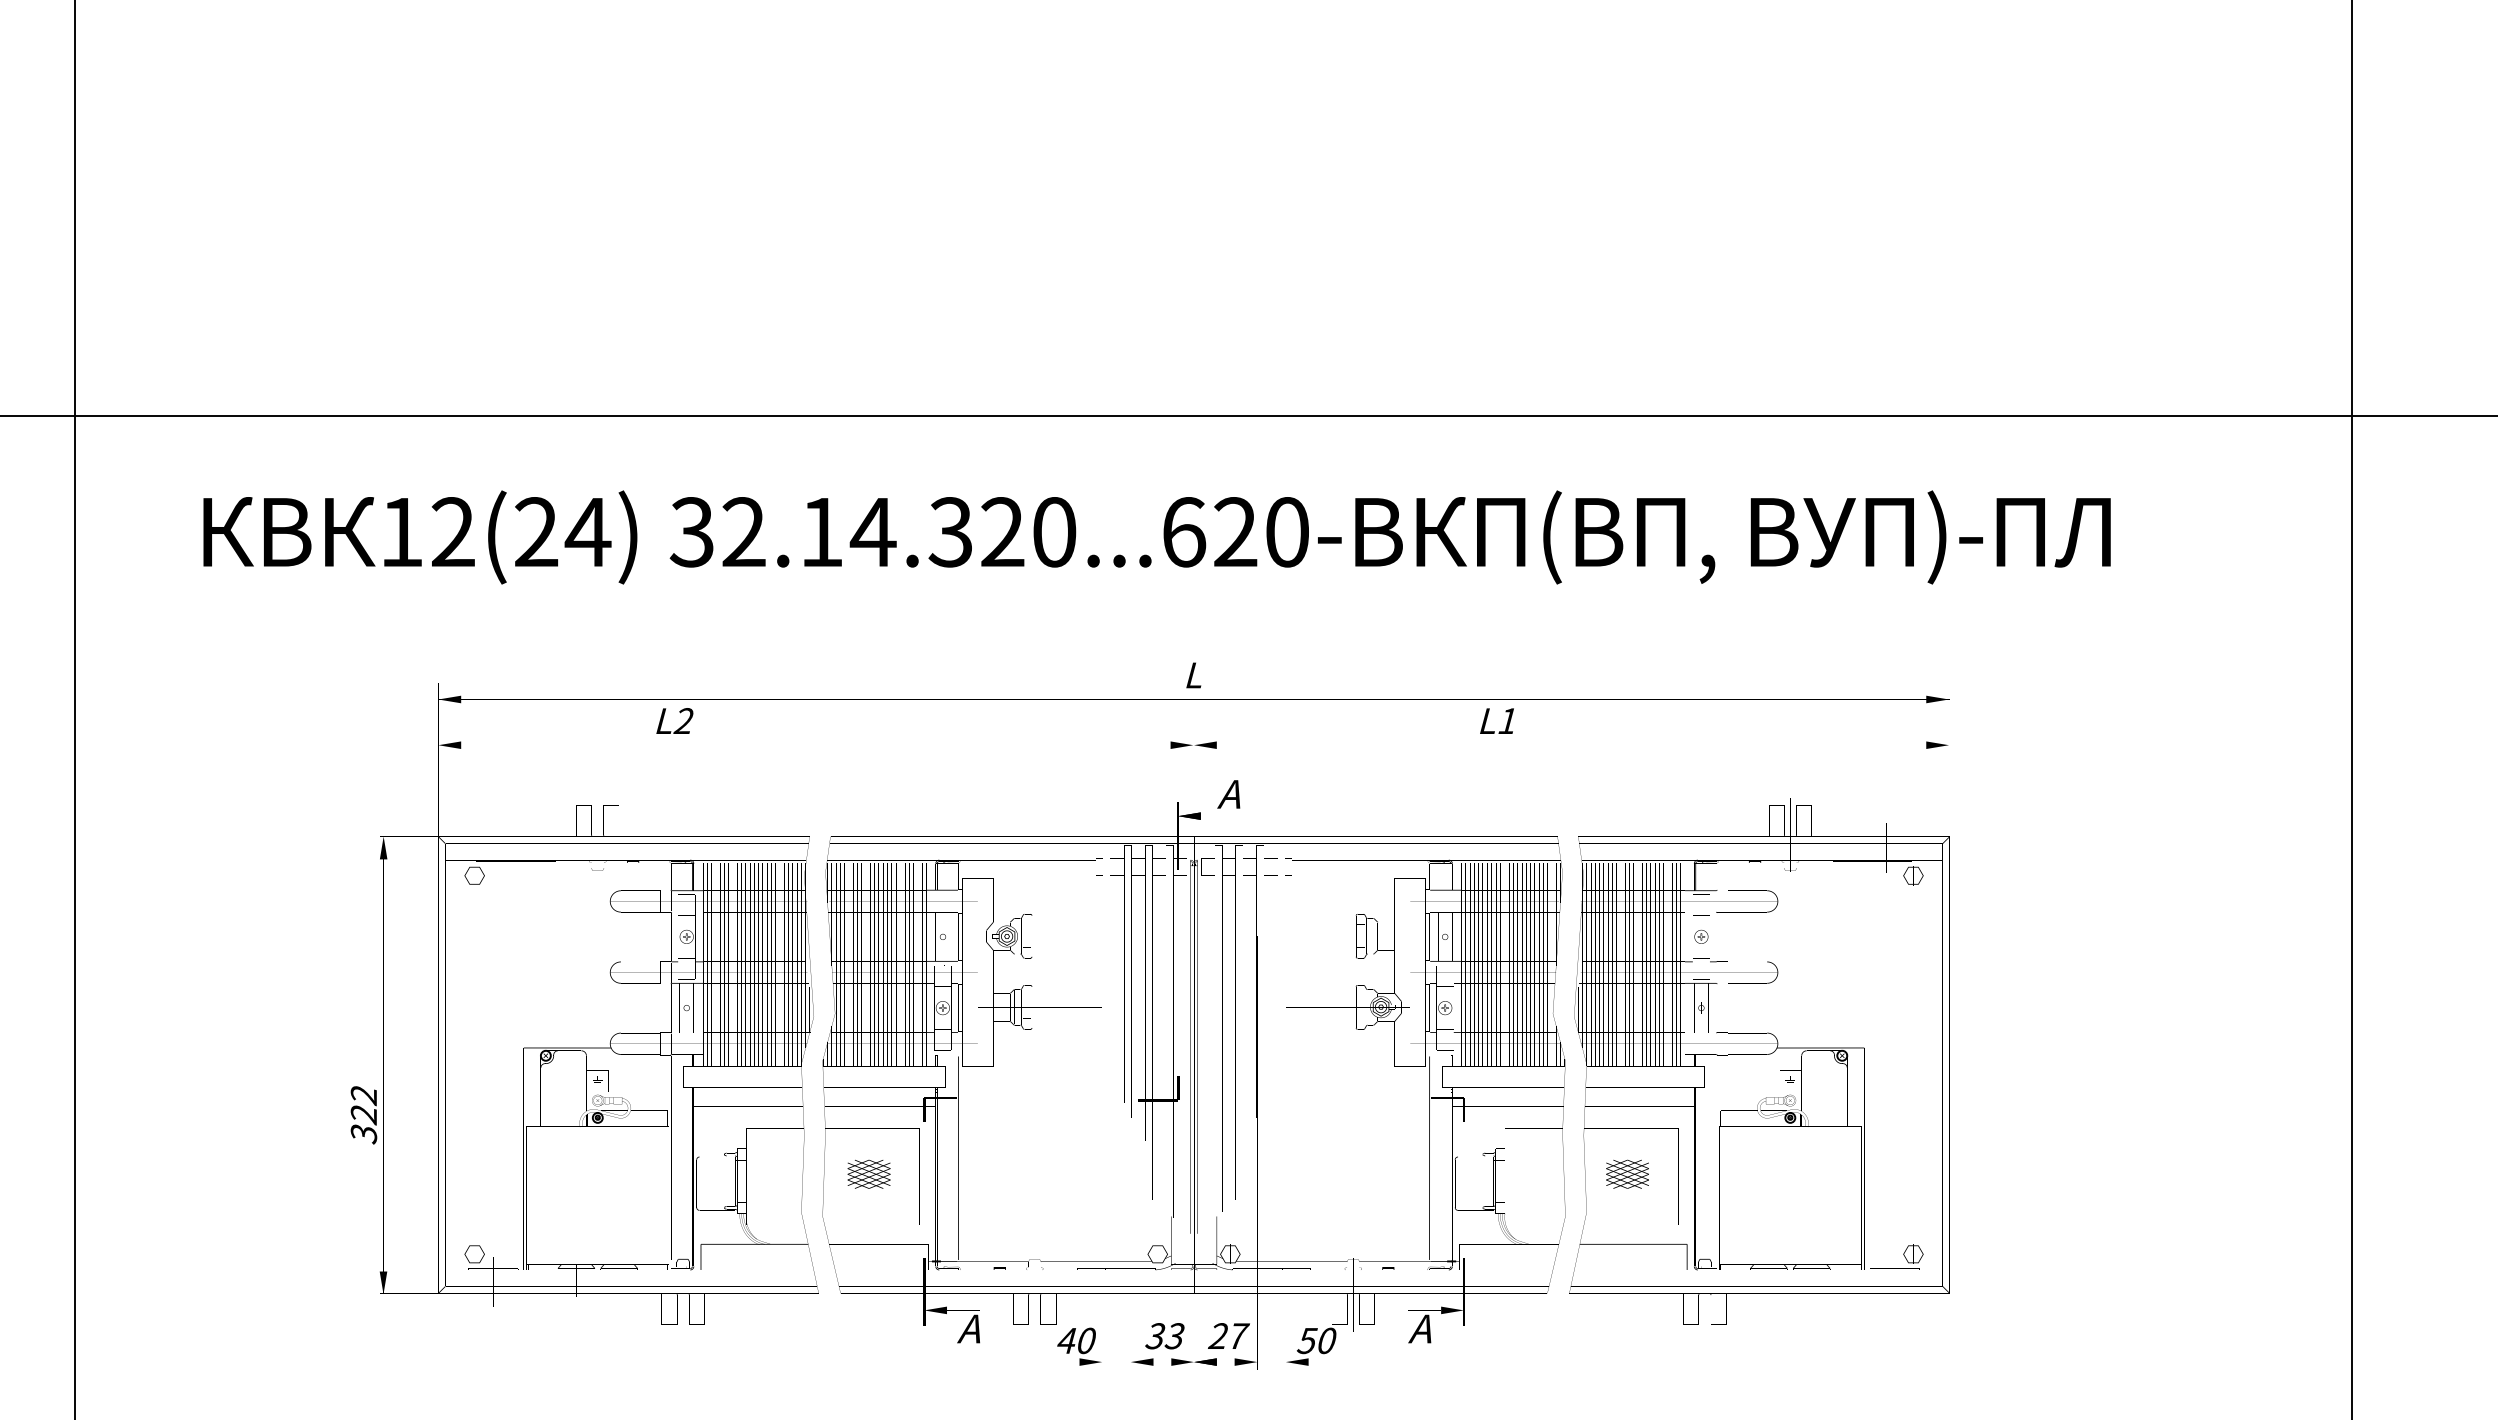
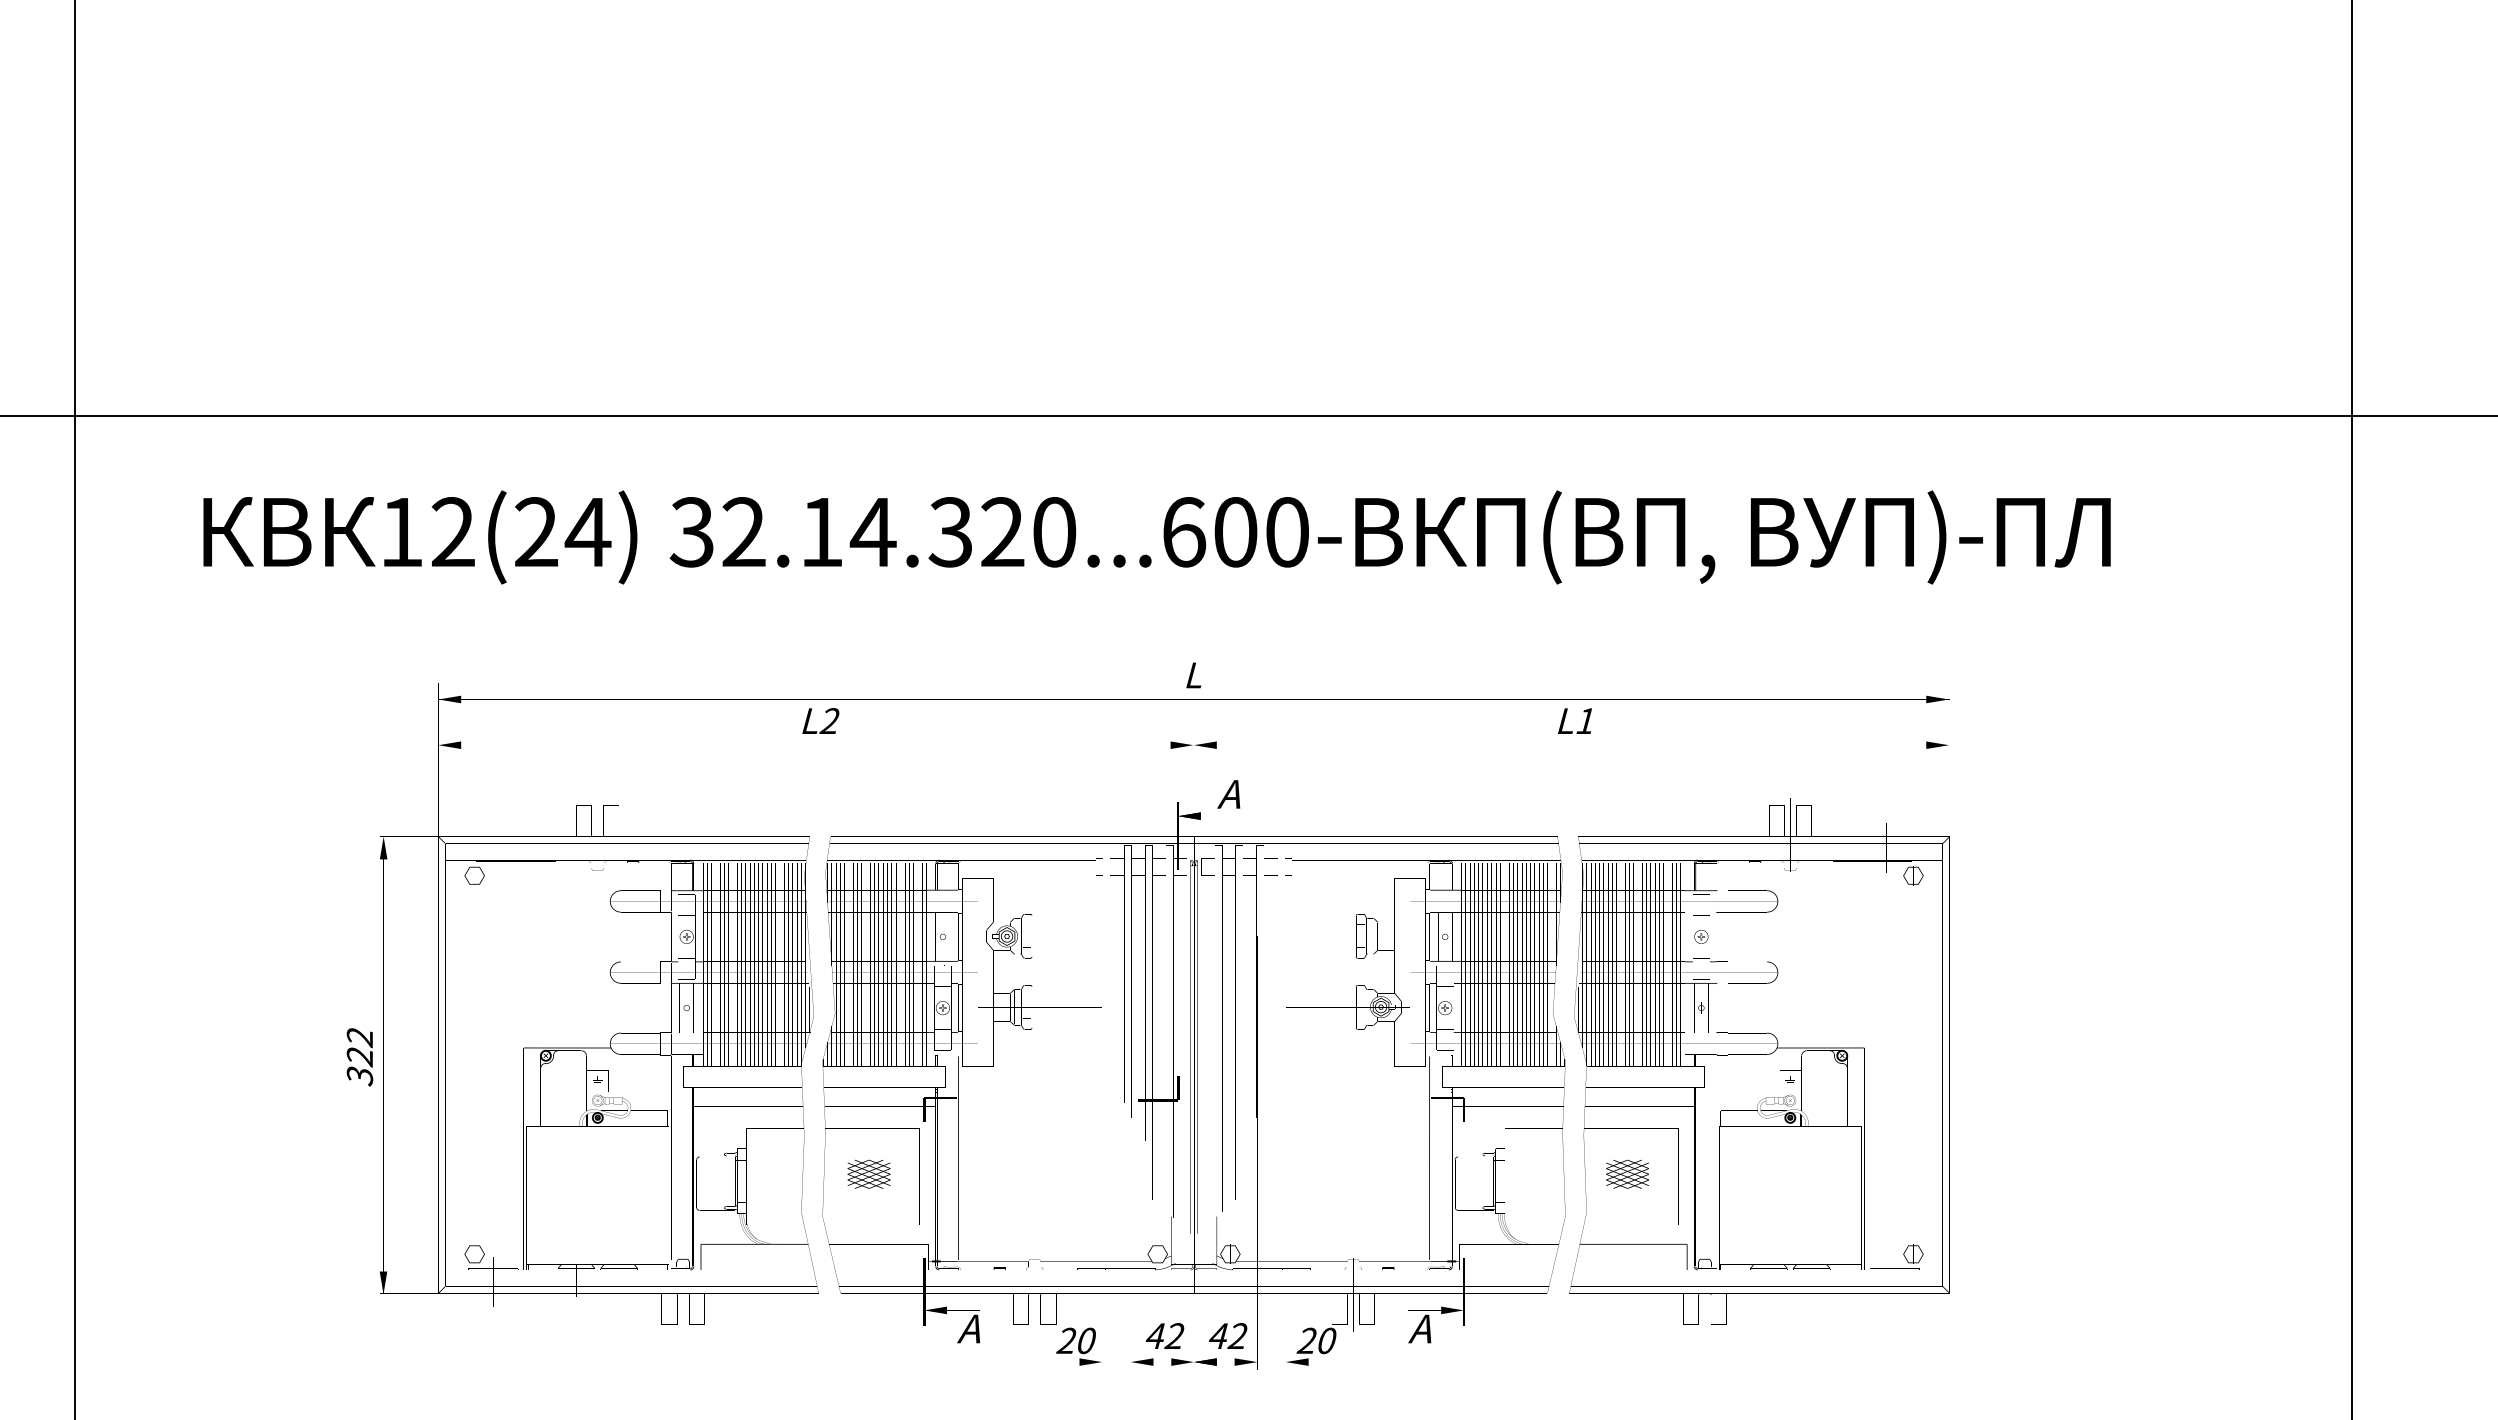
text: 32.14.320...620- -> 32.14.320...600- (1235, 532)
text position: (674, 720) -> (820, 720) (820, 720)
text position: (1496, 720) -> (1574, 720) (1574, 720)
text position: (363, 1115) -> (359, 1057) (359, 1057)
text: 27 -> 42 (1228, 1335)
text: 33 -> 42 (1164, 1336)
text: 40 -> 20 (1066, 1340)
text: 50 -> 20 (1306, 1340)
